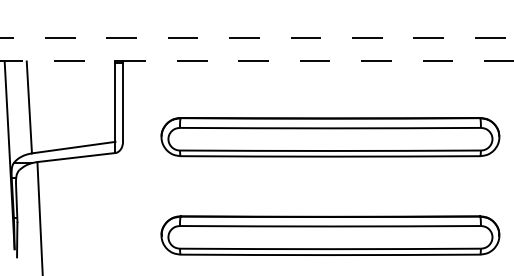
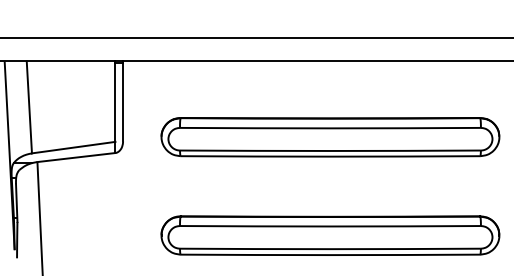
line: dashed -> solid (257, 38)
line: dashed -> solid (256, 61)
